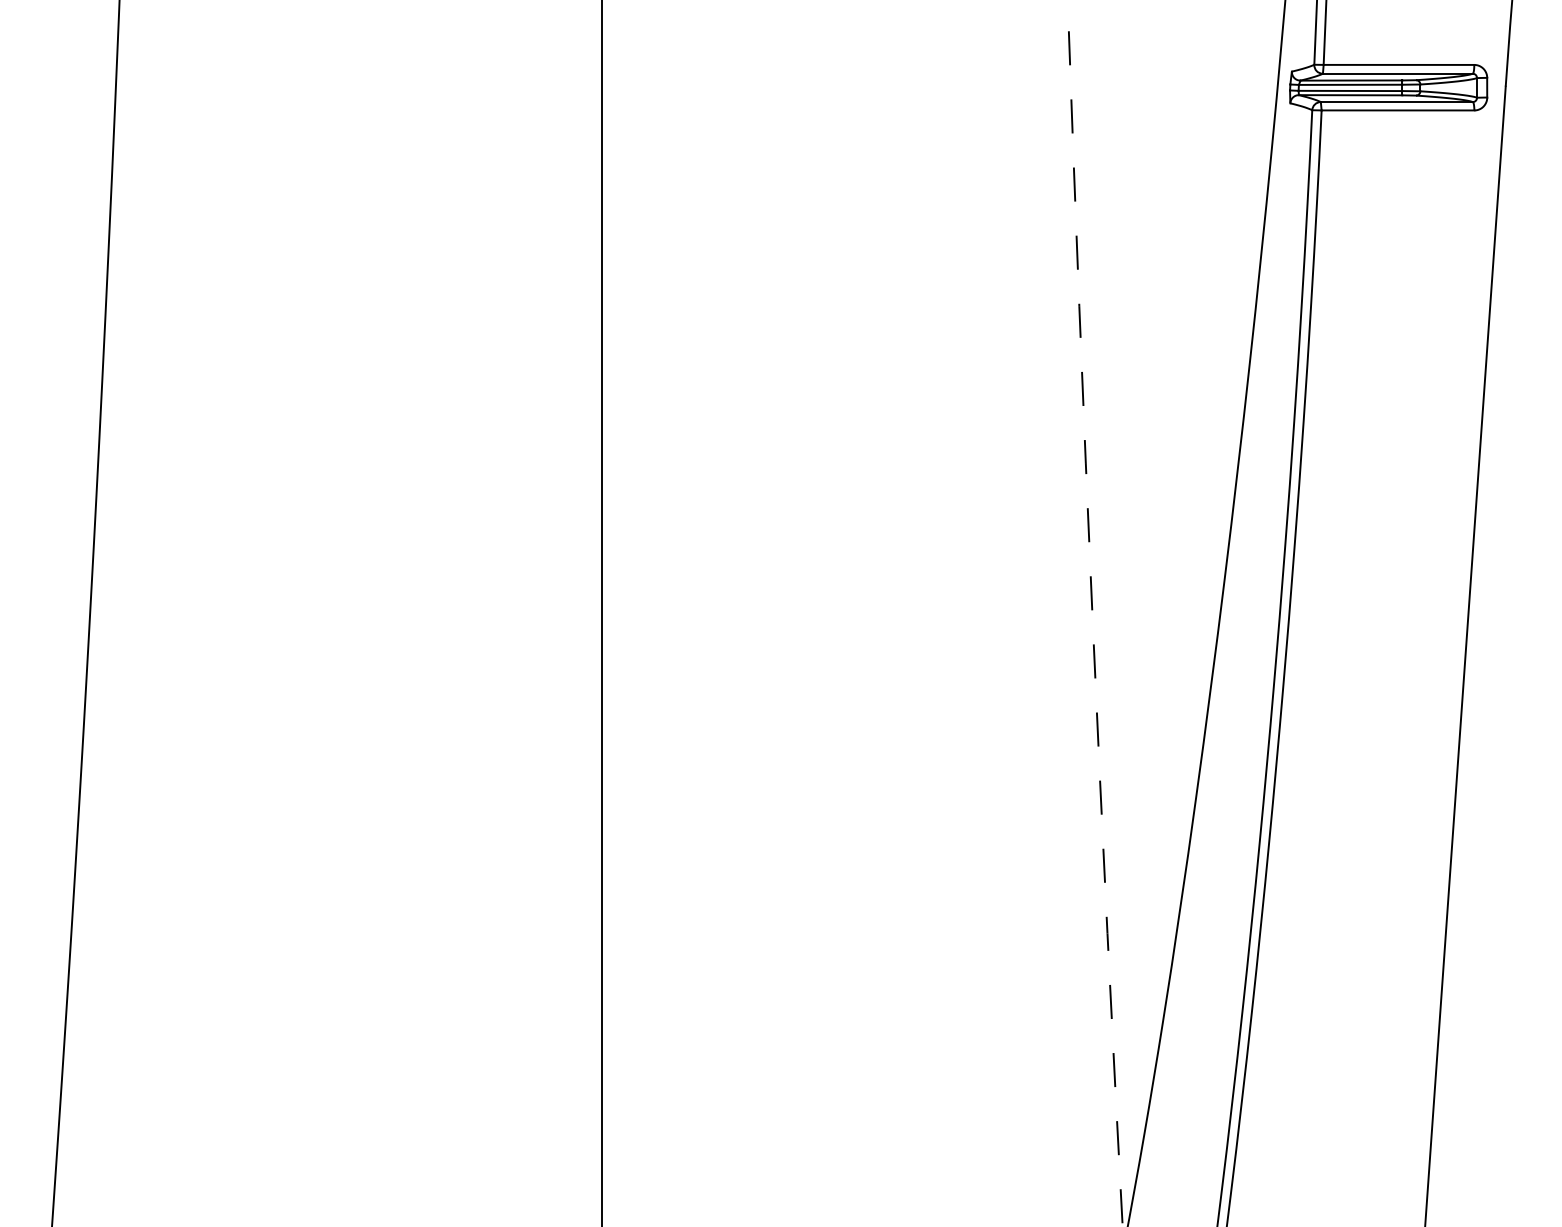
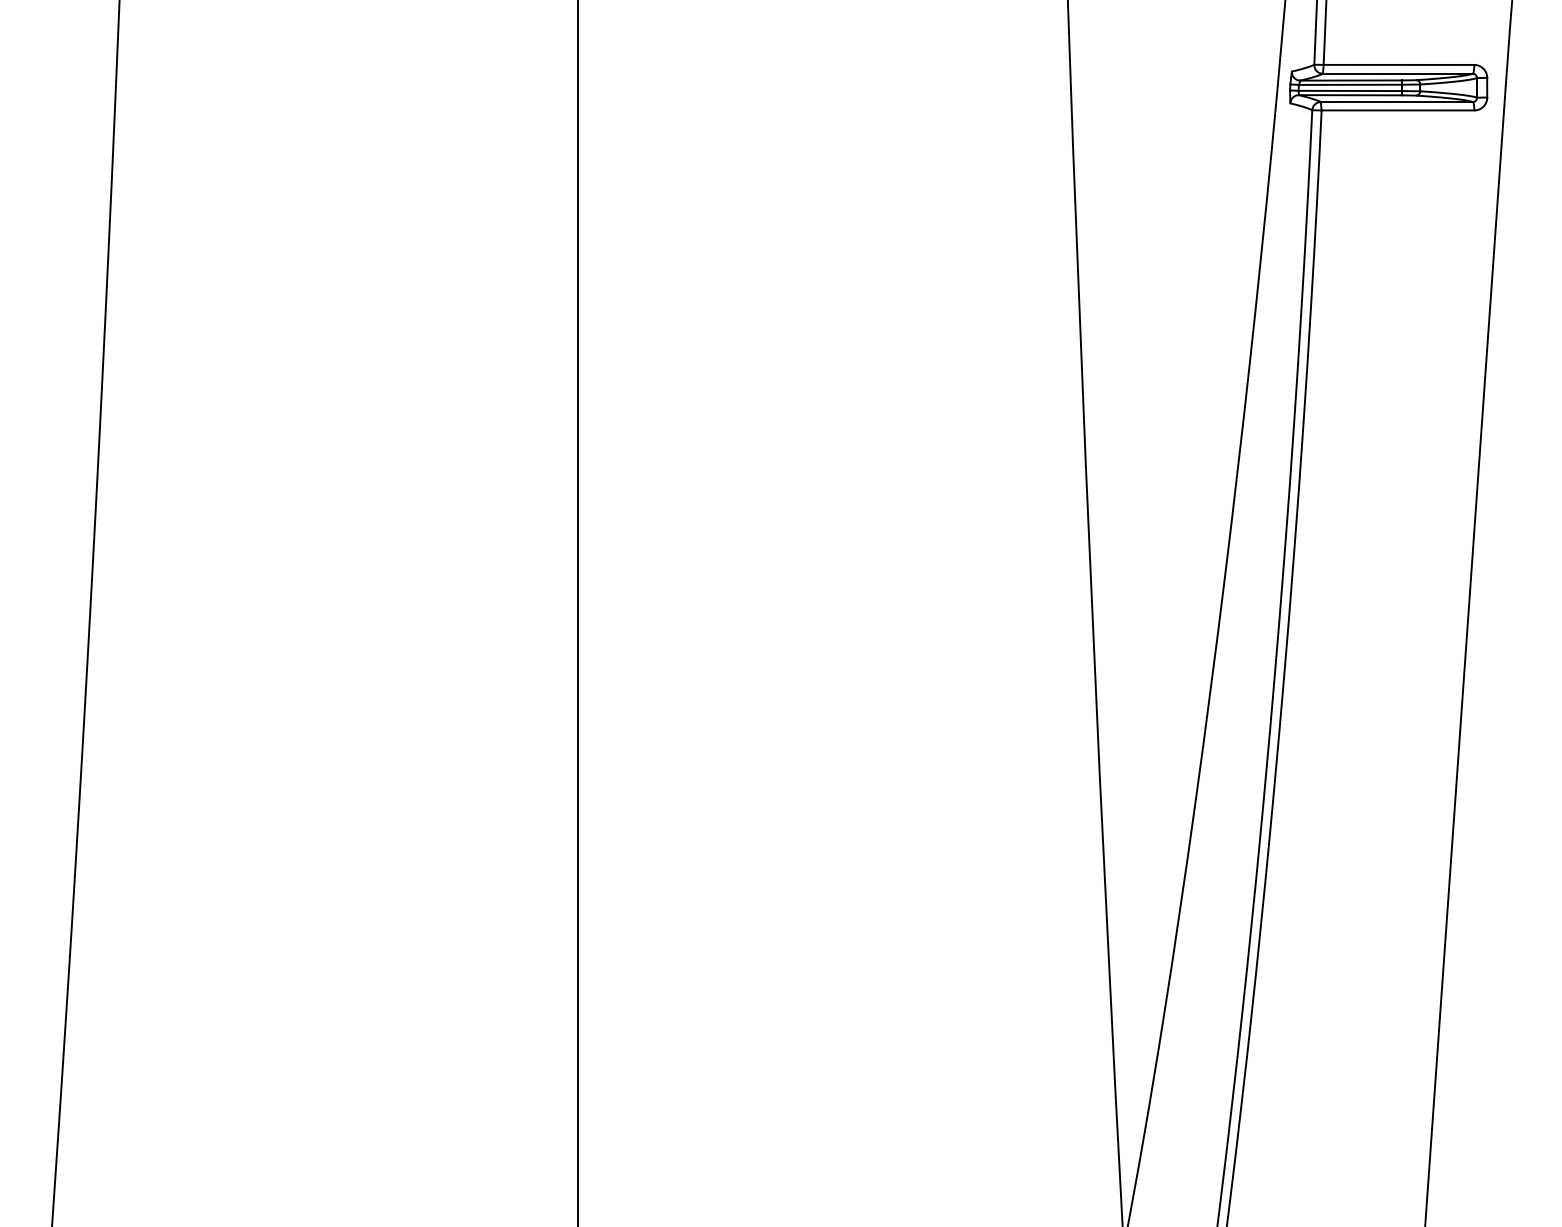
line position: (601, 612) -> (577, 612) (577, 612)
arc: dashed -> solid (1092, 613)
